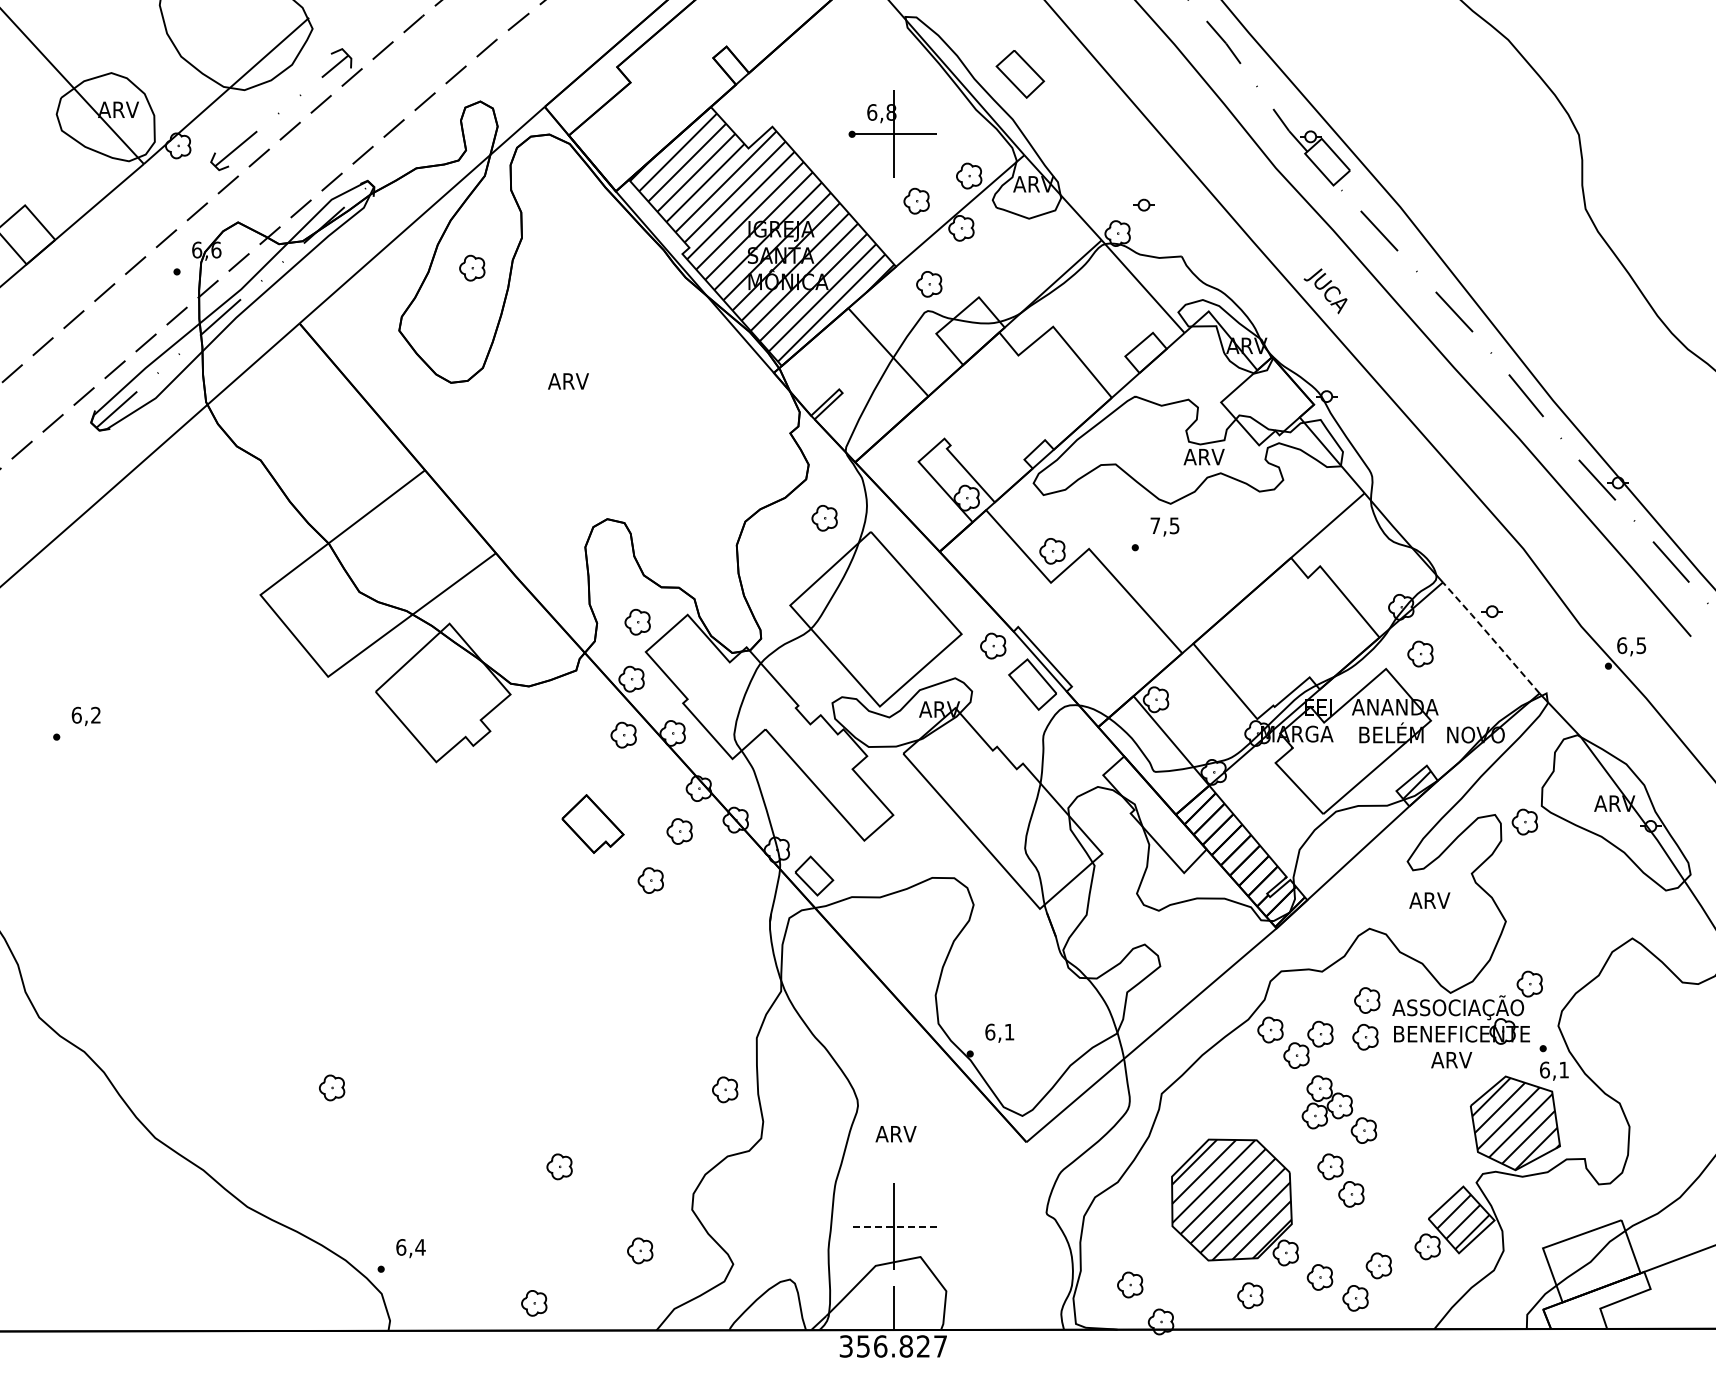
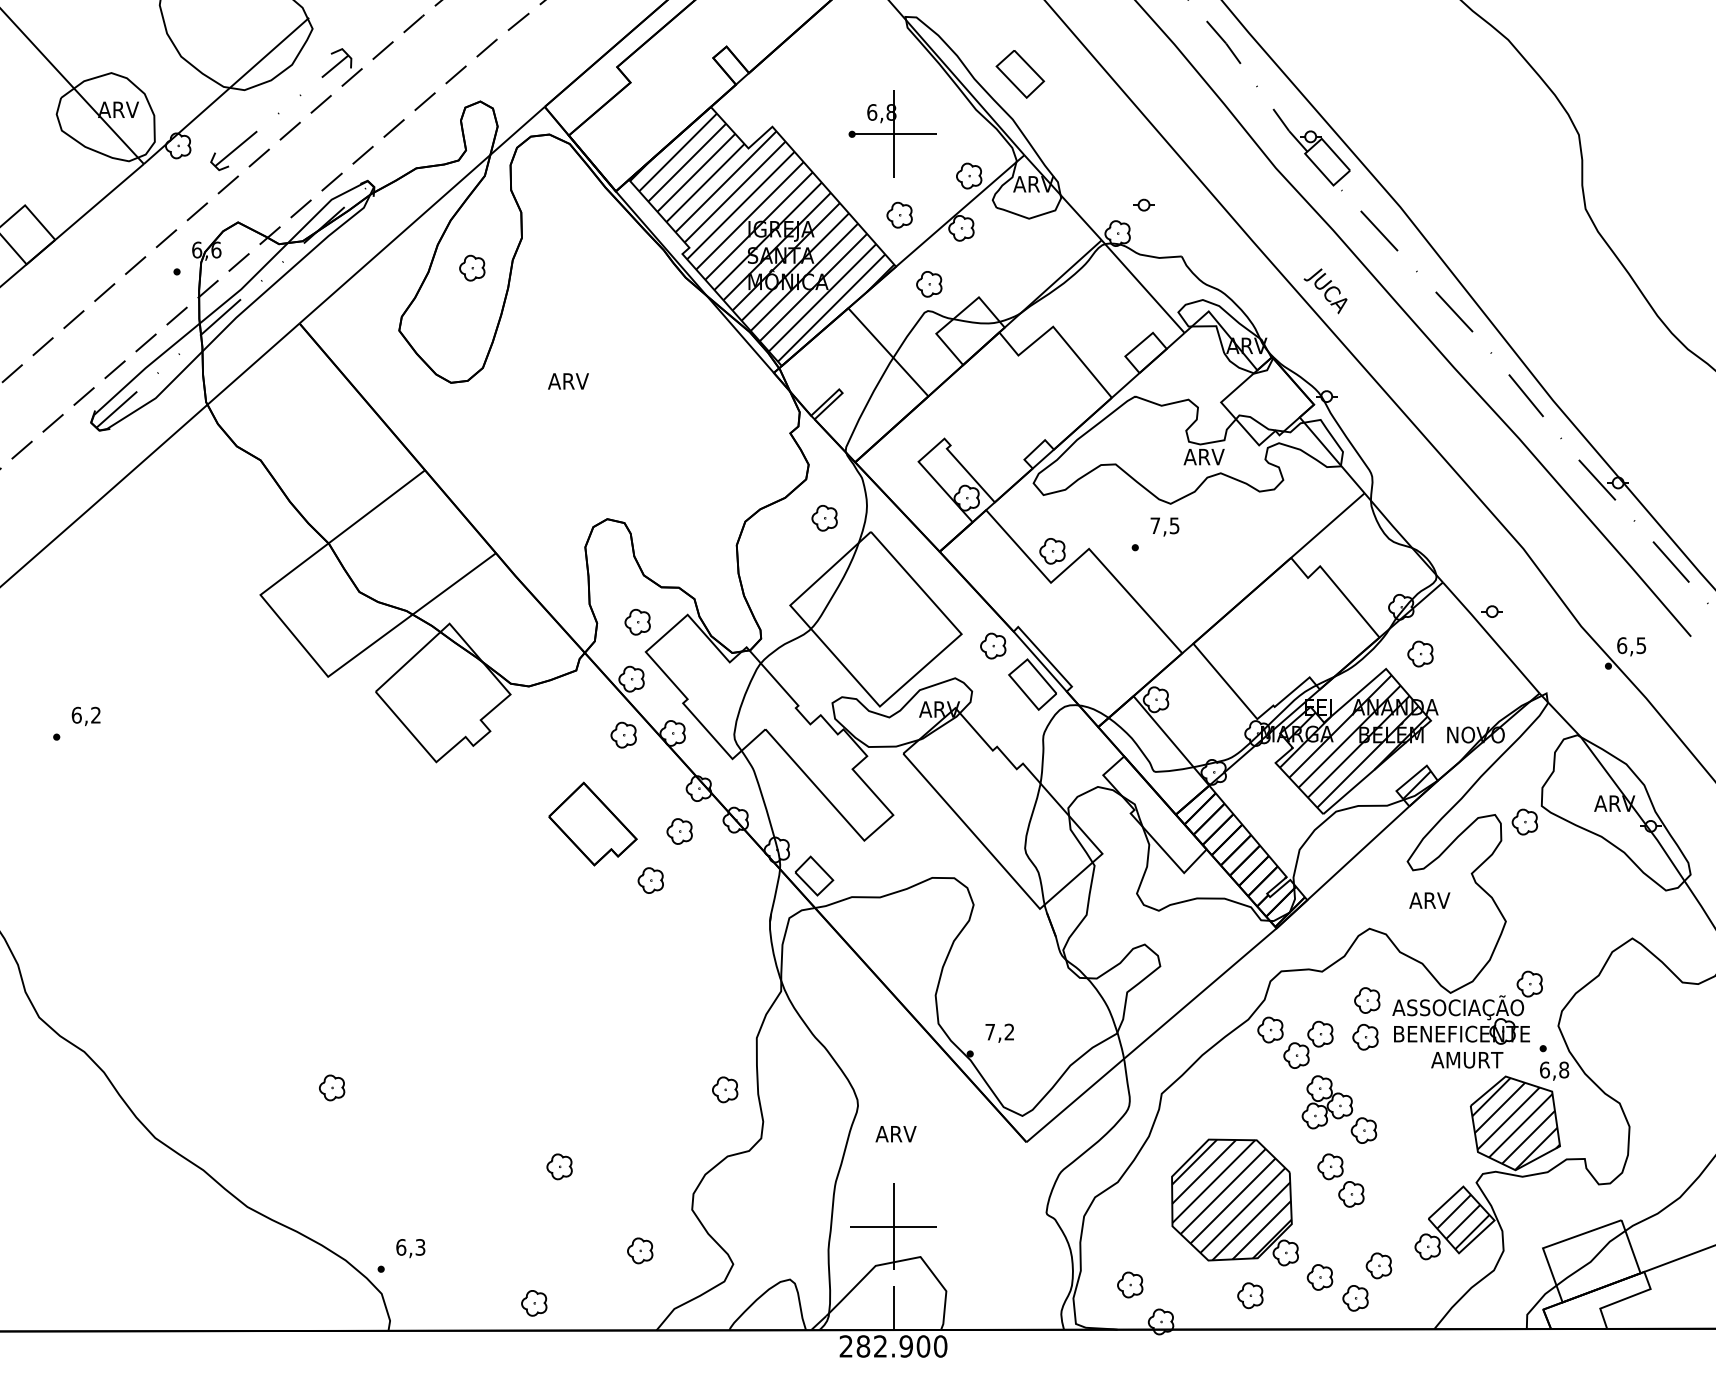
part position: (916, 200) -> (899, 214) (899, 214)
line: dashed -> solid (1491, 637)
hatch: none -> present (1353, 741)
part size: 64x60 px -> 90x86 px (592, 823)
text: 6,1 -> 7,2 (999, 1031)
text: ARV -> AMURT (1475, 1060)
text: 6,1 -> 6,8 (1564, 1069)
line: dashed -> solid (893, 1226)
text: 6,4 -> 6,3 (420, 1247)
text: 356.827 -> 282.900 (893, 1346)
